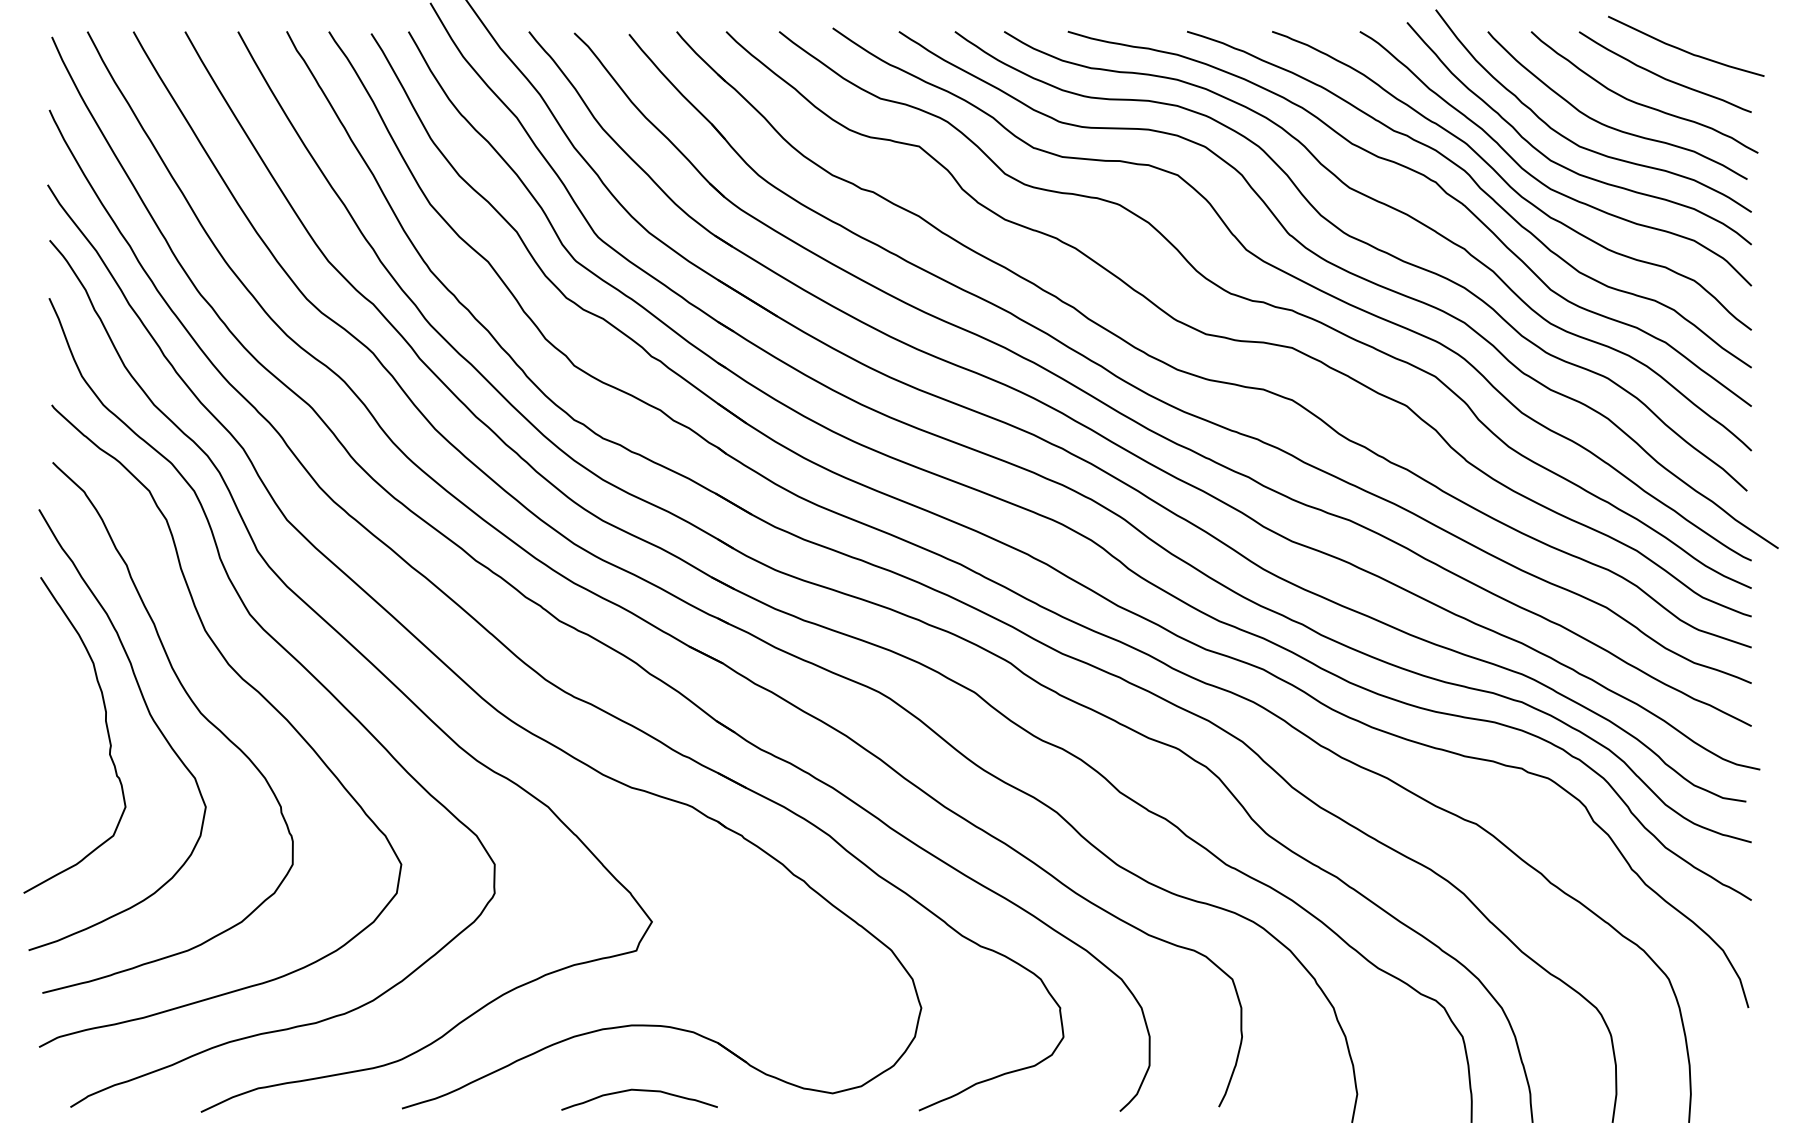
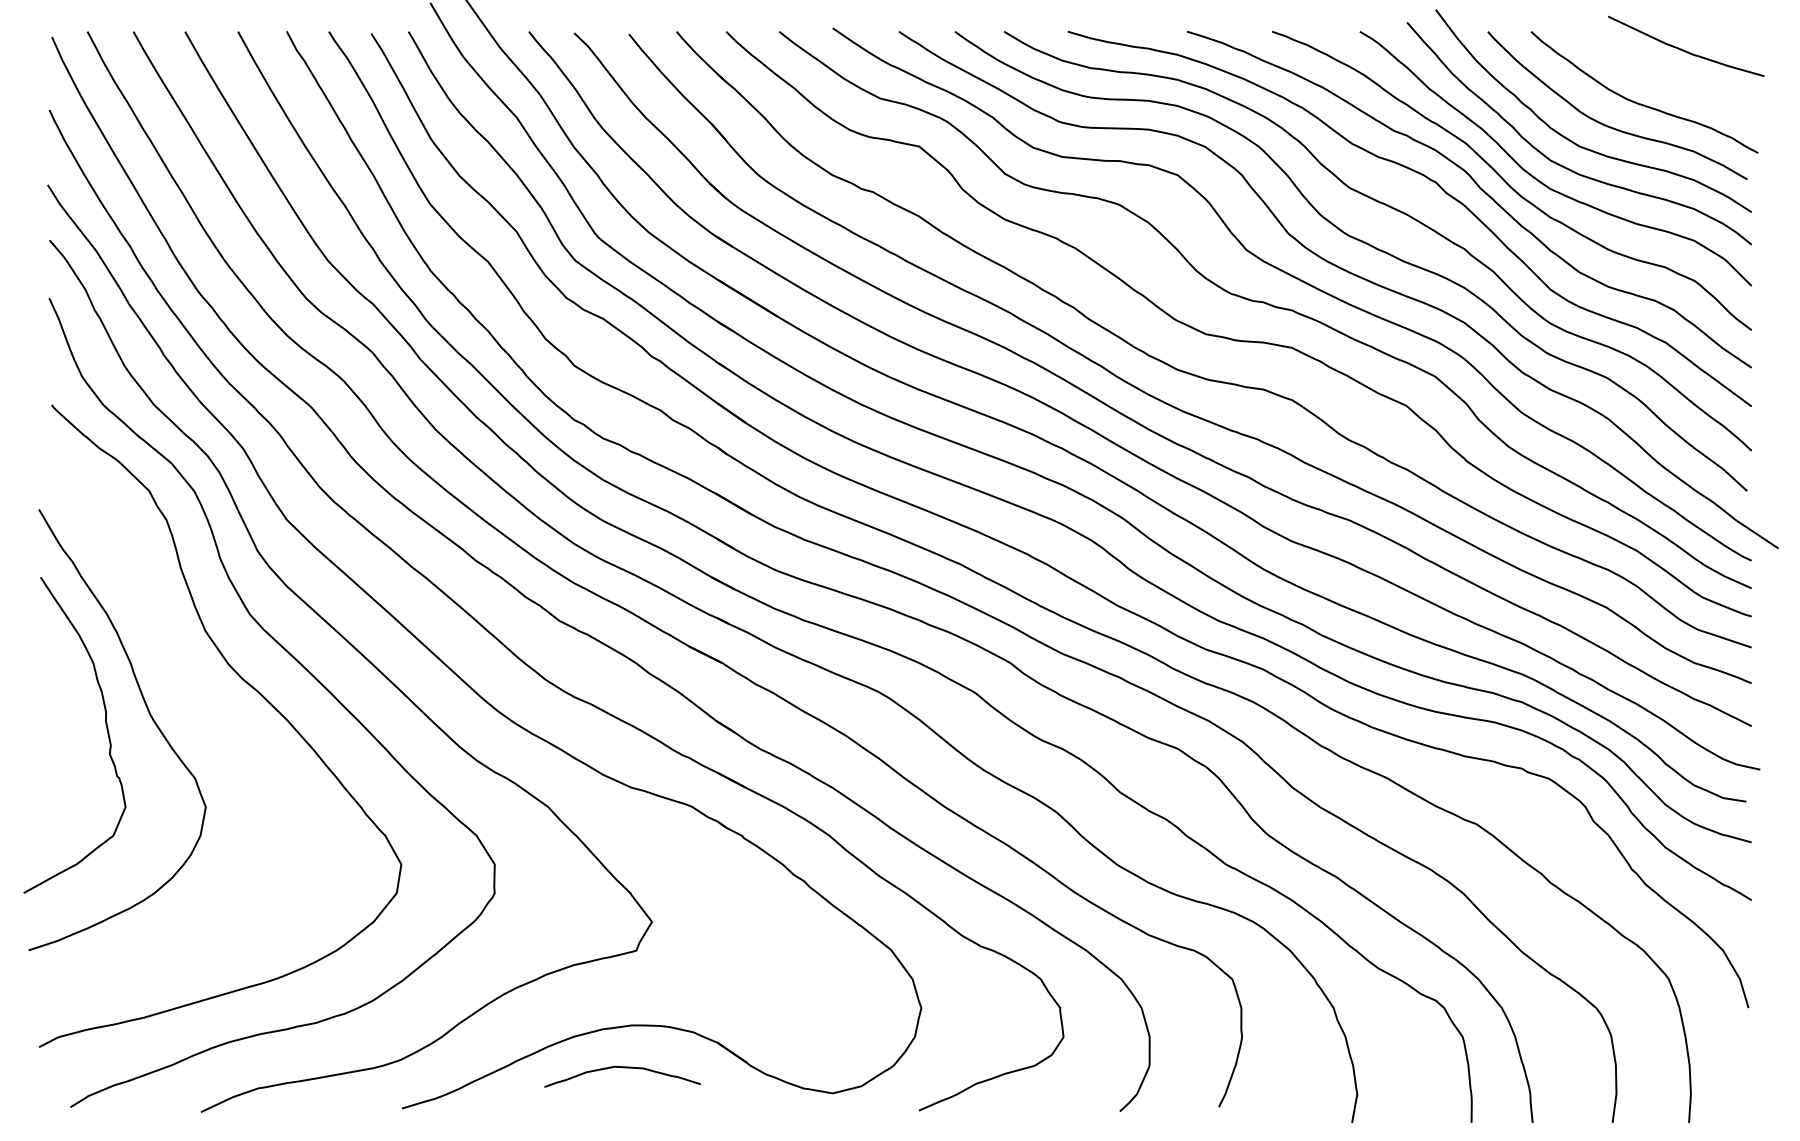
curve: present -> none (1662, 76)
curve: present -> none (194, 706)
curve position: (639, 1091) -> (622, 1068) (622, 1068)
